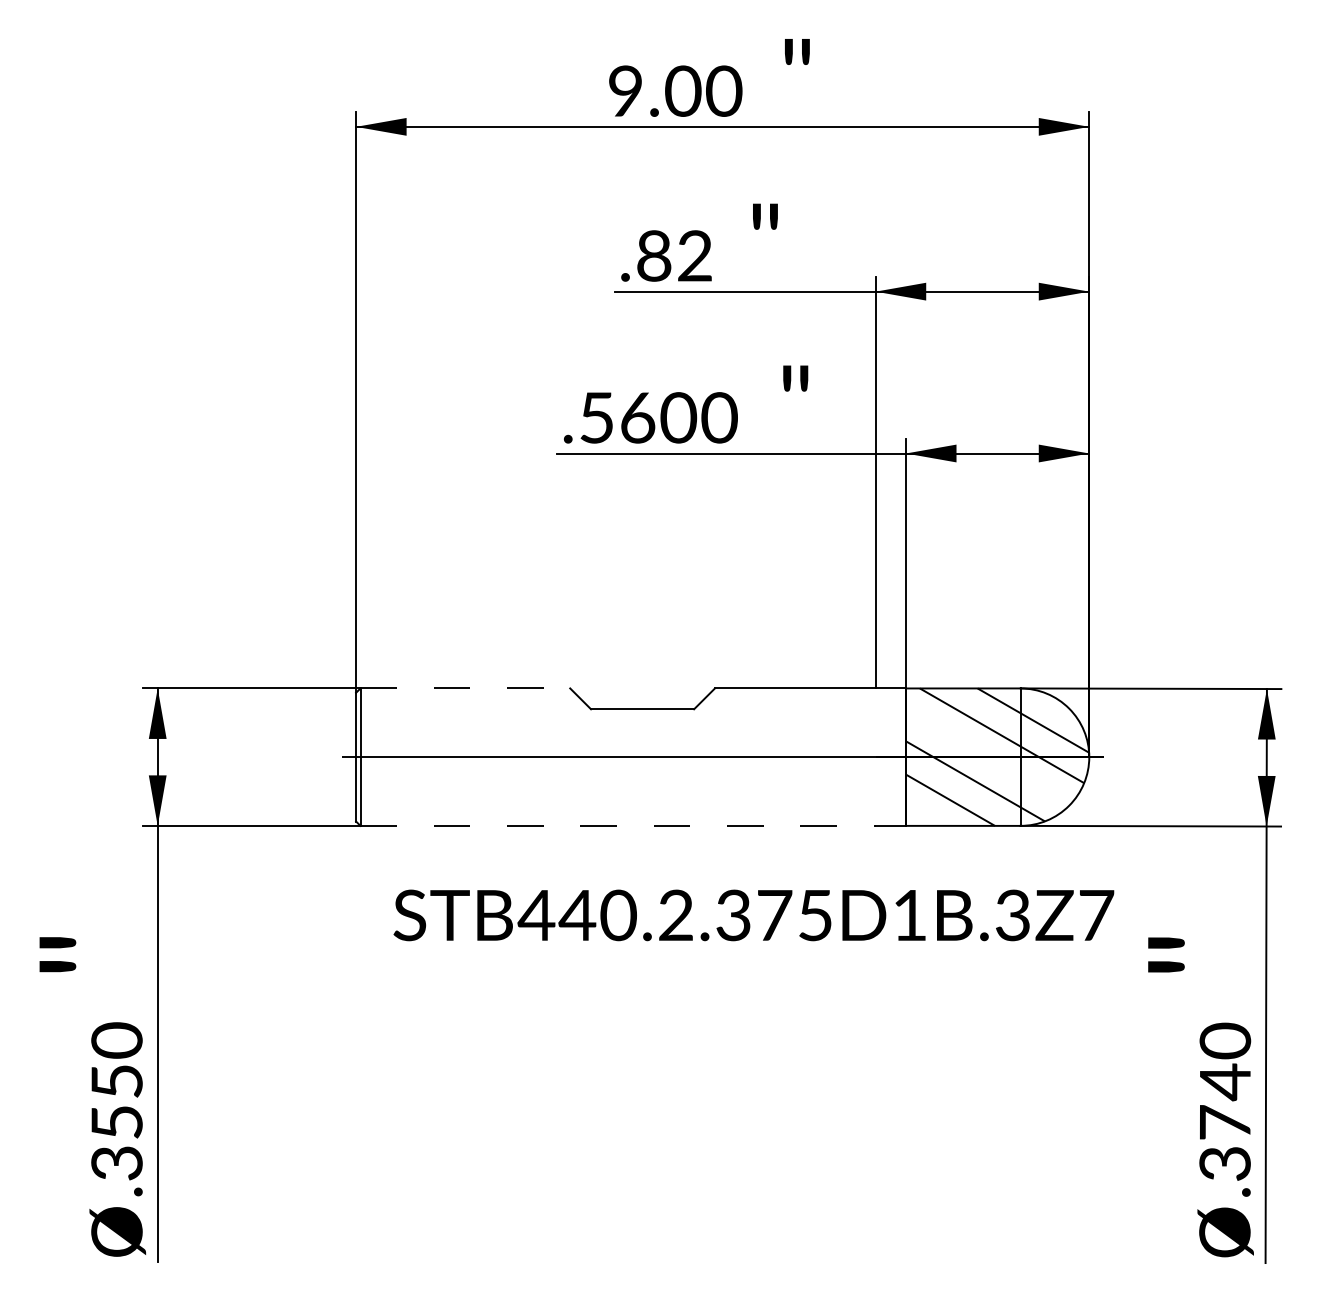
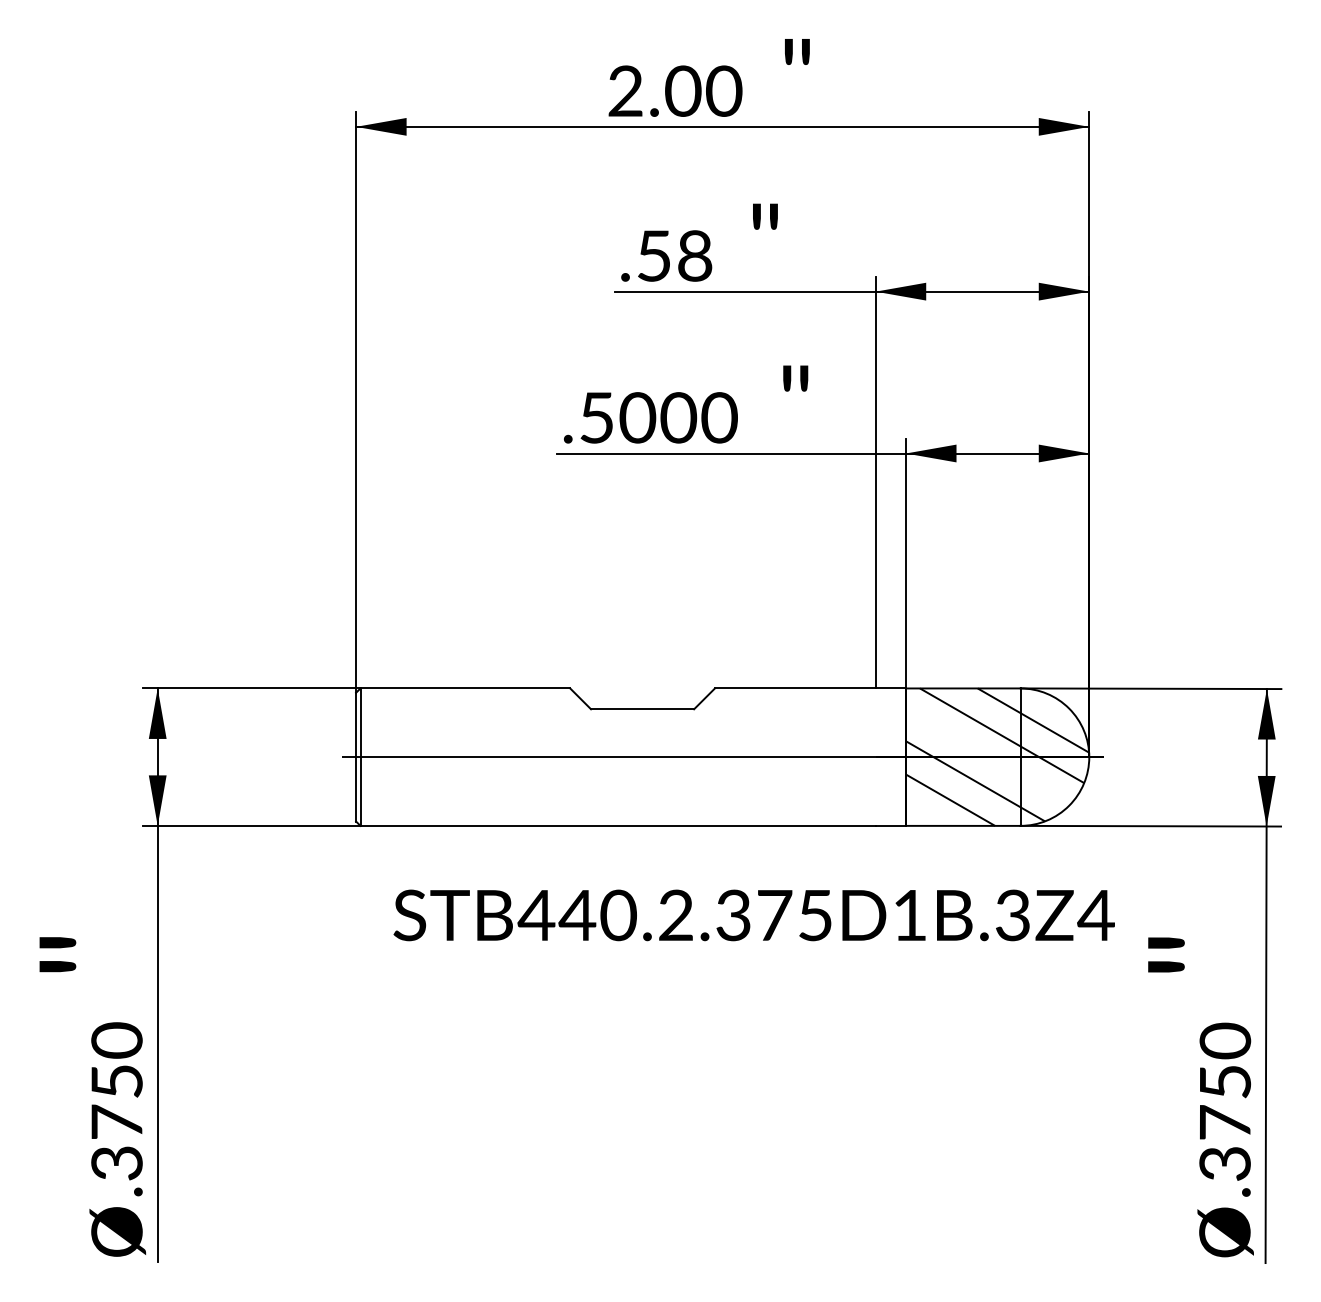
text: 9.00 -> 2.00 (625, 90)
text: .82 -> .58 (674, 255)
text: .5600 -> .5000 (637, 417)
line: dashed -> solid (465, 688)
line: dashed -> solid (618, 825)
text: STB440.2.375D1B.3Z7 -> STB440.2.375D1B.3Z4 (1095, 915)
text: .3740 -> .3750 (1225, 1082)
text: .3550 -> .3750 (116, 1121)
